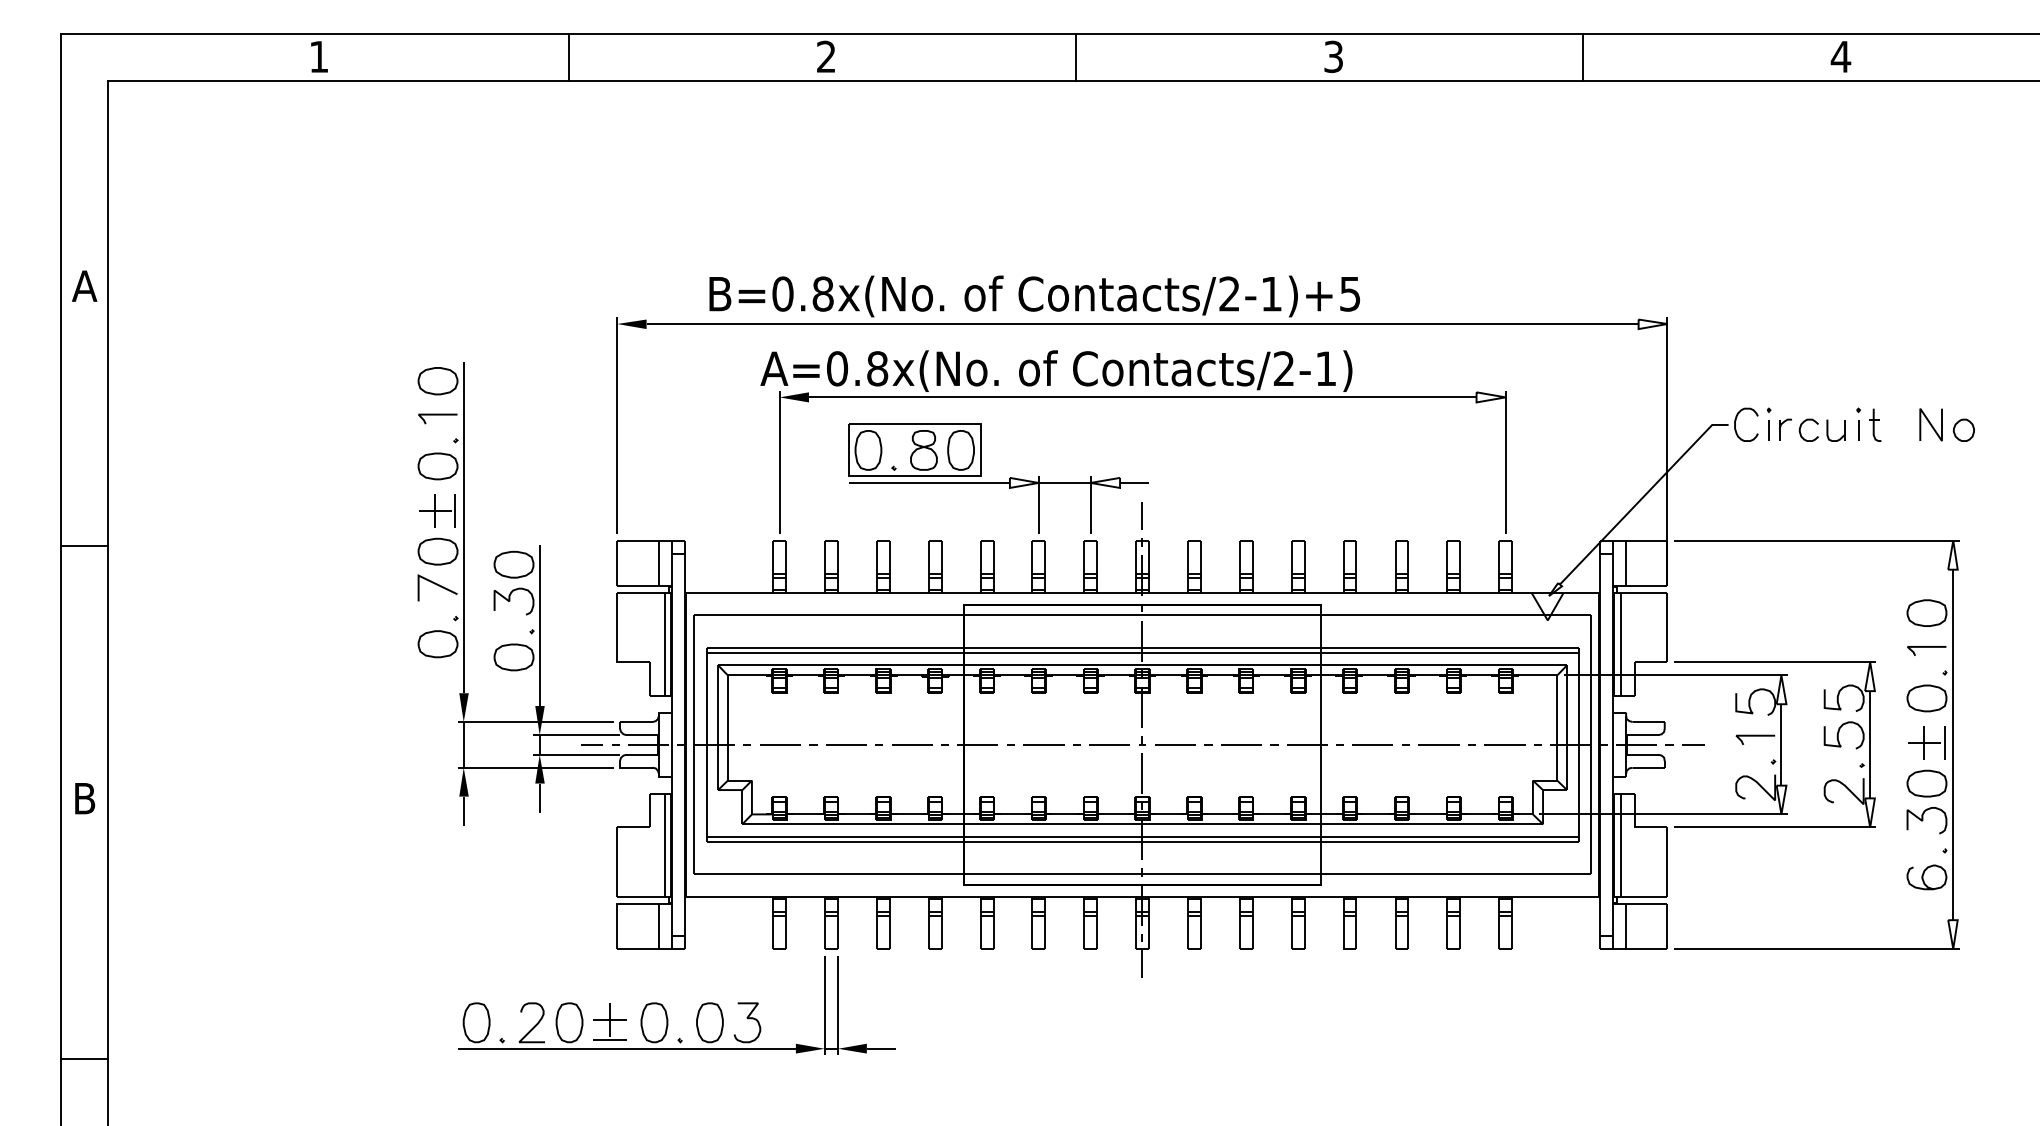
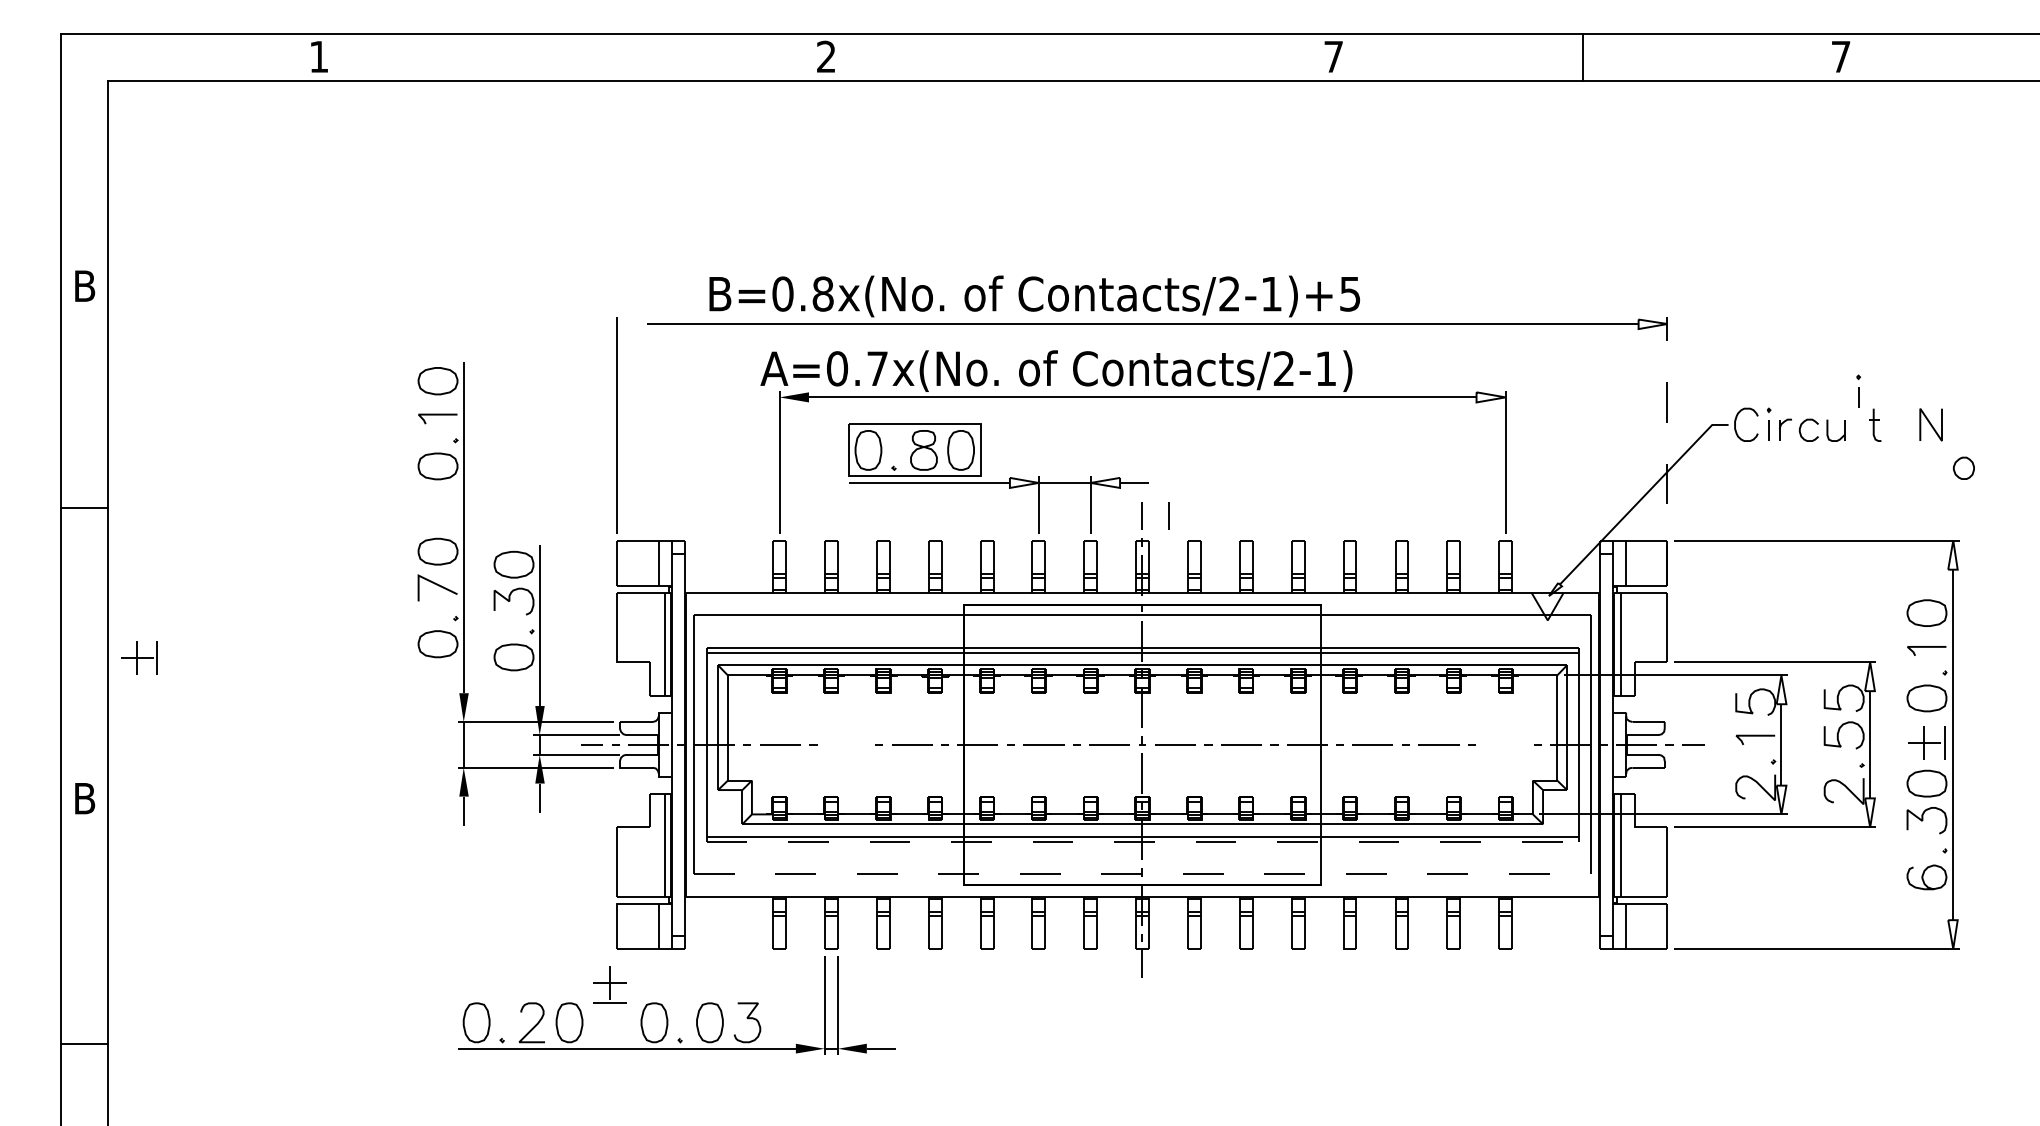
line: present -> none (568, 56)
line: present -> none (1075, 56)
text: 3 -> 7 (1333, 56)
text: 4 -> 7 (1840, 56)
text: A -> B (84, 285)
fill: present -> none (631, 324)
text: A=0.8x(No. -> A=0.7x(No. (877, 368)
part position: (1858, 423) -> (1858, 390) (1858, 390)
part position: (1963, 429) -> (1963, 467) (1963, 467)
line: solid -> dashed (1667, 451)
part position: (437, 510) -> (139, 657) (139, 657)
line: none -> present (1168, 515)
line position: (84, 546) -> (84, 508) (84, 508)
line: present -> none (846, 744)
line: present -> none (1504, 744)
line: solid -> dashed (1143, 842)
line: solid -> dashed (1142, 874)
part position: (609, 1021) -> (609, 984) (609, 984)
line position: (84, 1058) -> (84, 1043) (84, 1043)
